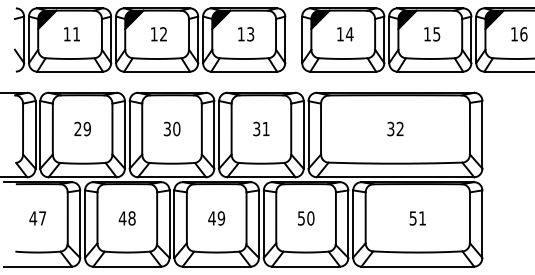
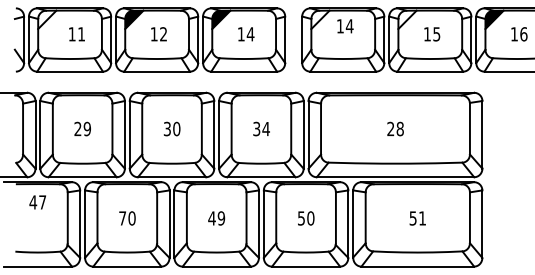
fill: present -> none (47, 19)
fill: present -> none (320, 19)
fill: present -> none (407, 19)
text position: (71, 34) -> (76, 34) (76, 34)
text: 13 -> 14 (250, 34)
text position: (345, 34) -> (345, 26) (345, 26)
text: 31 -> 34 (265, 129)
text: 32 -> 28 (395, 129)
text position: (37, 218) -> (37, 202) (37, 202)
text: 48 -> 70 (126, 218)
